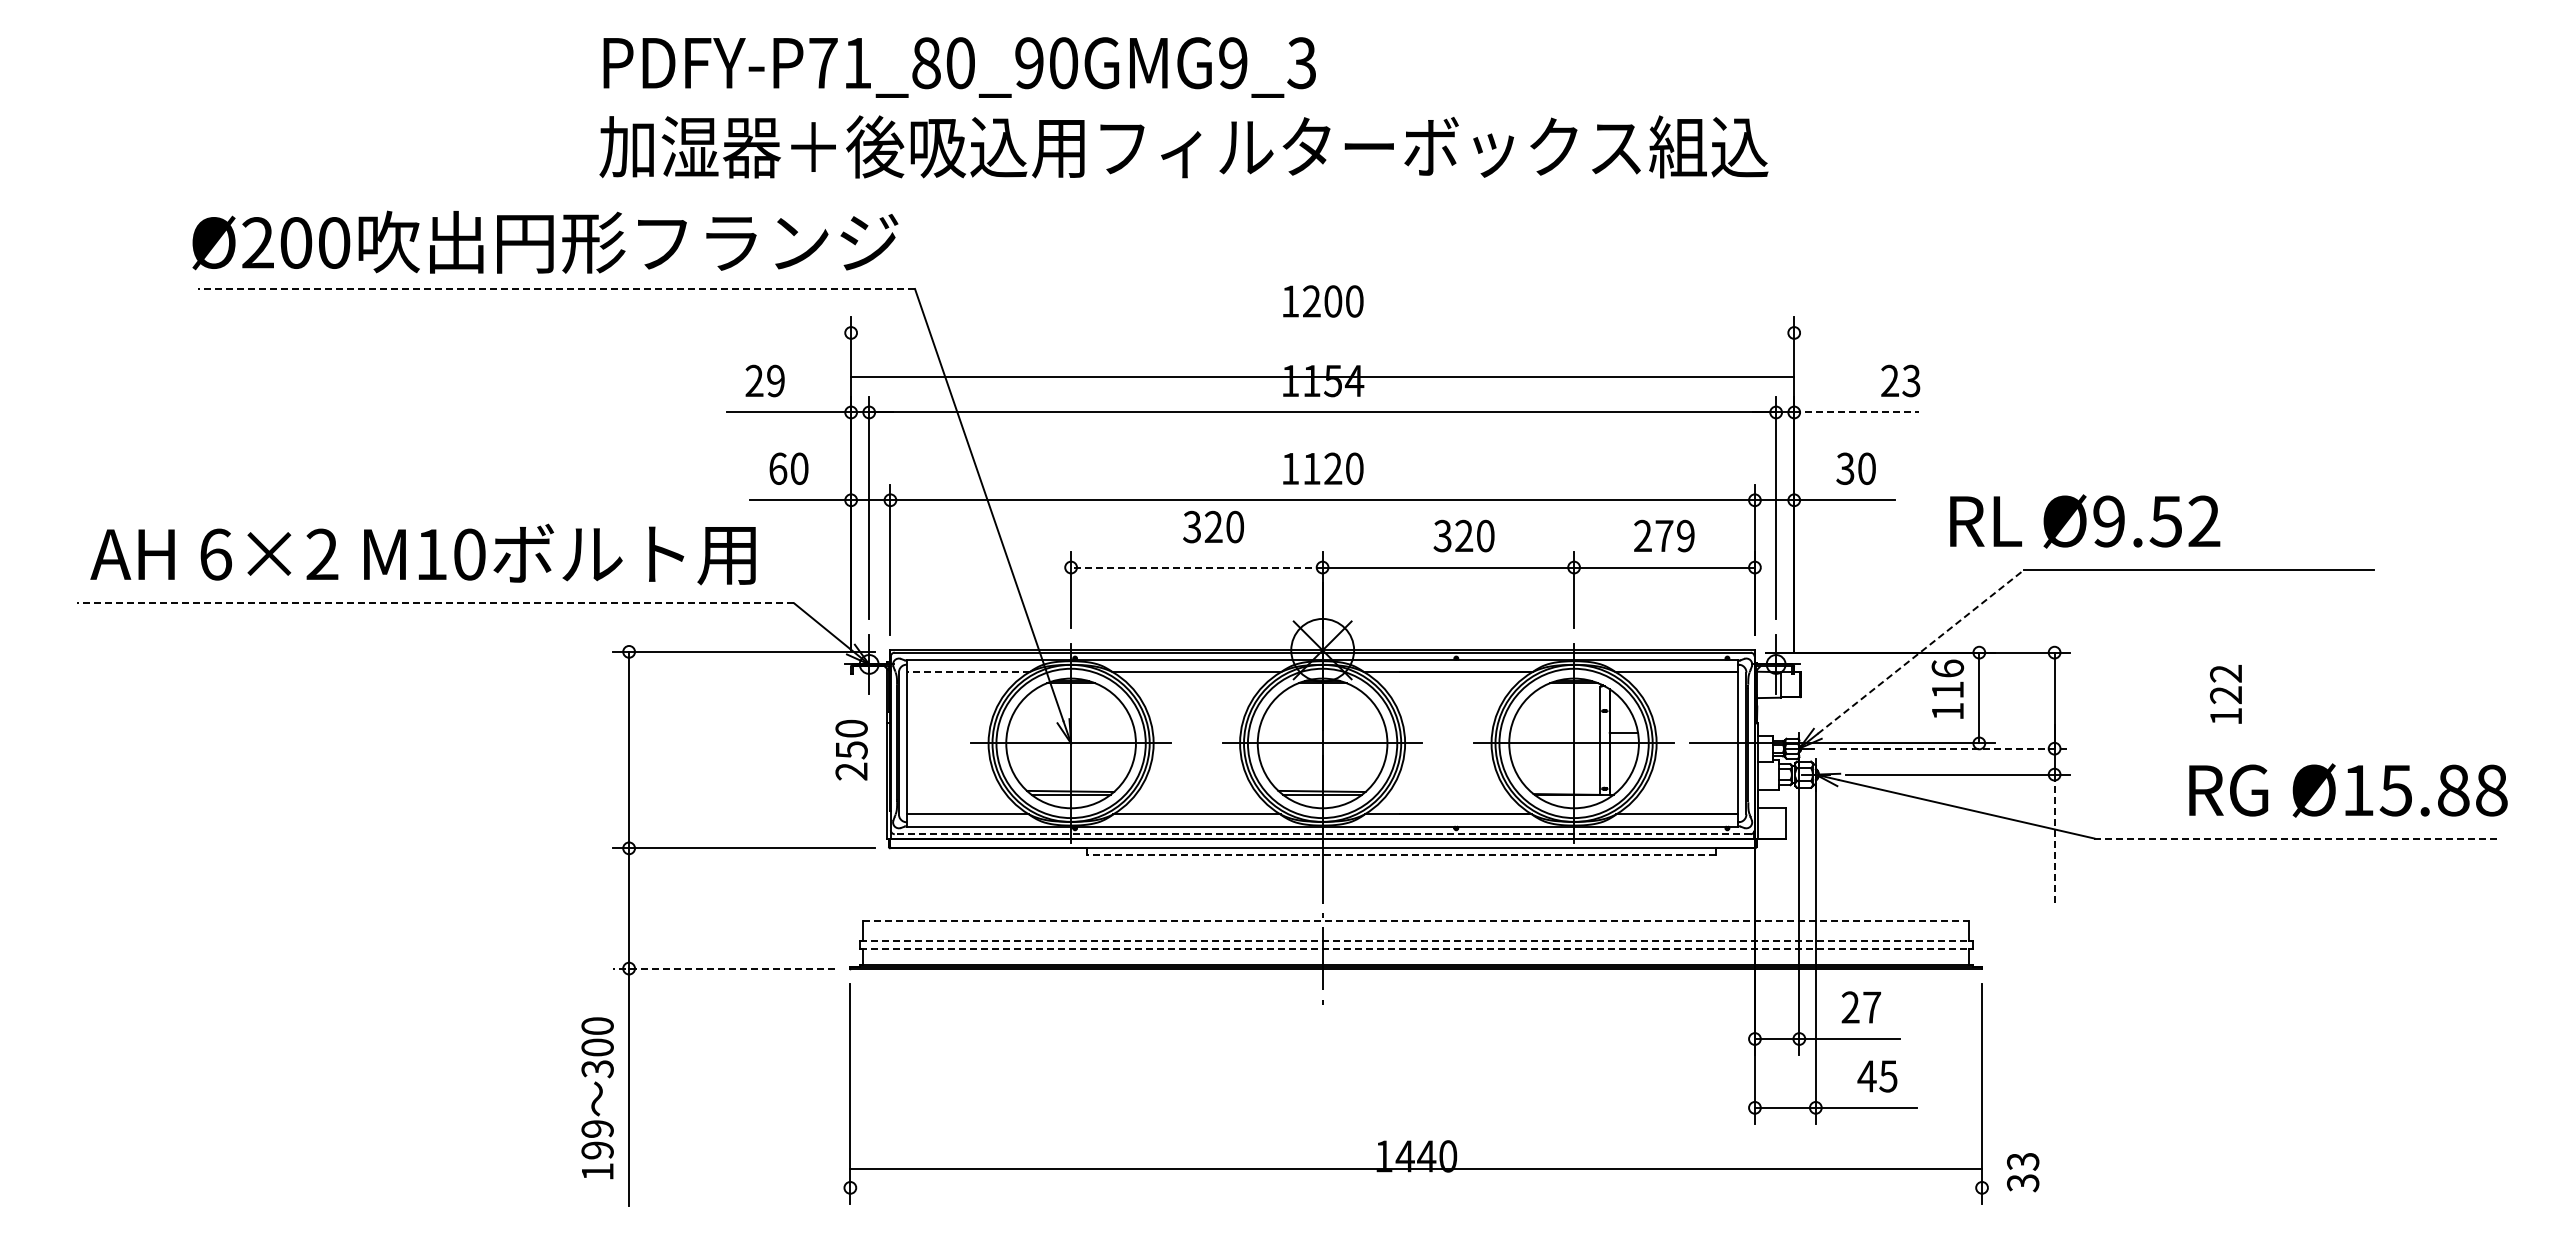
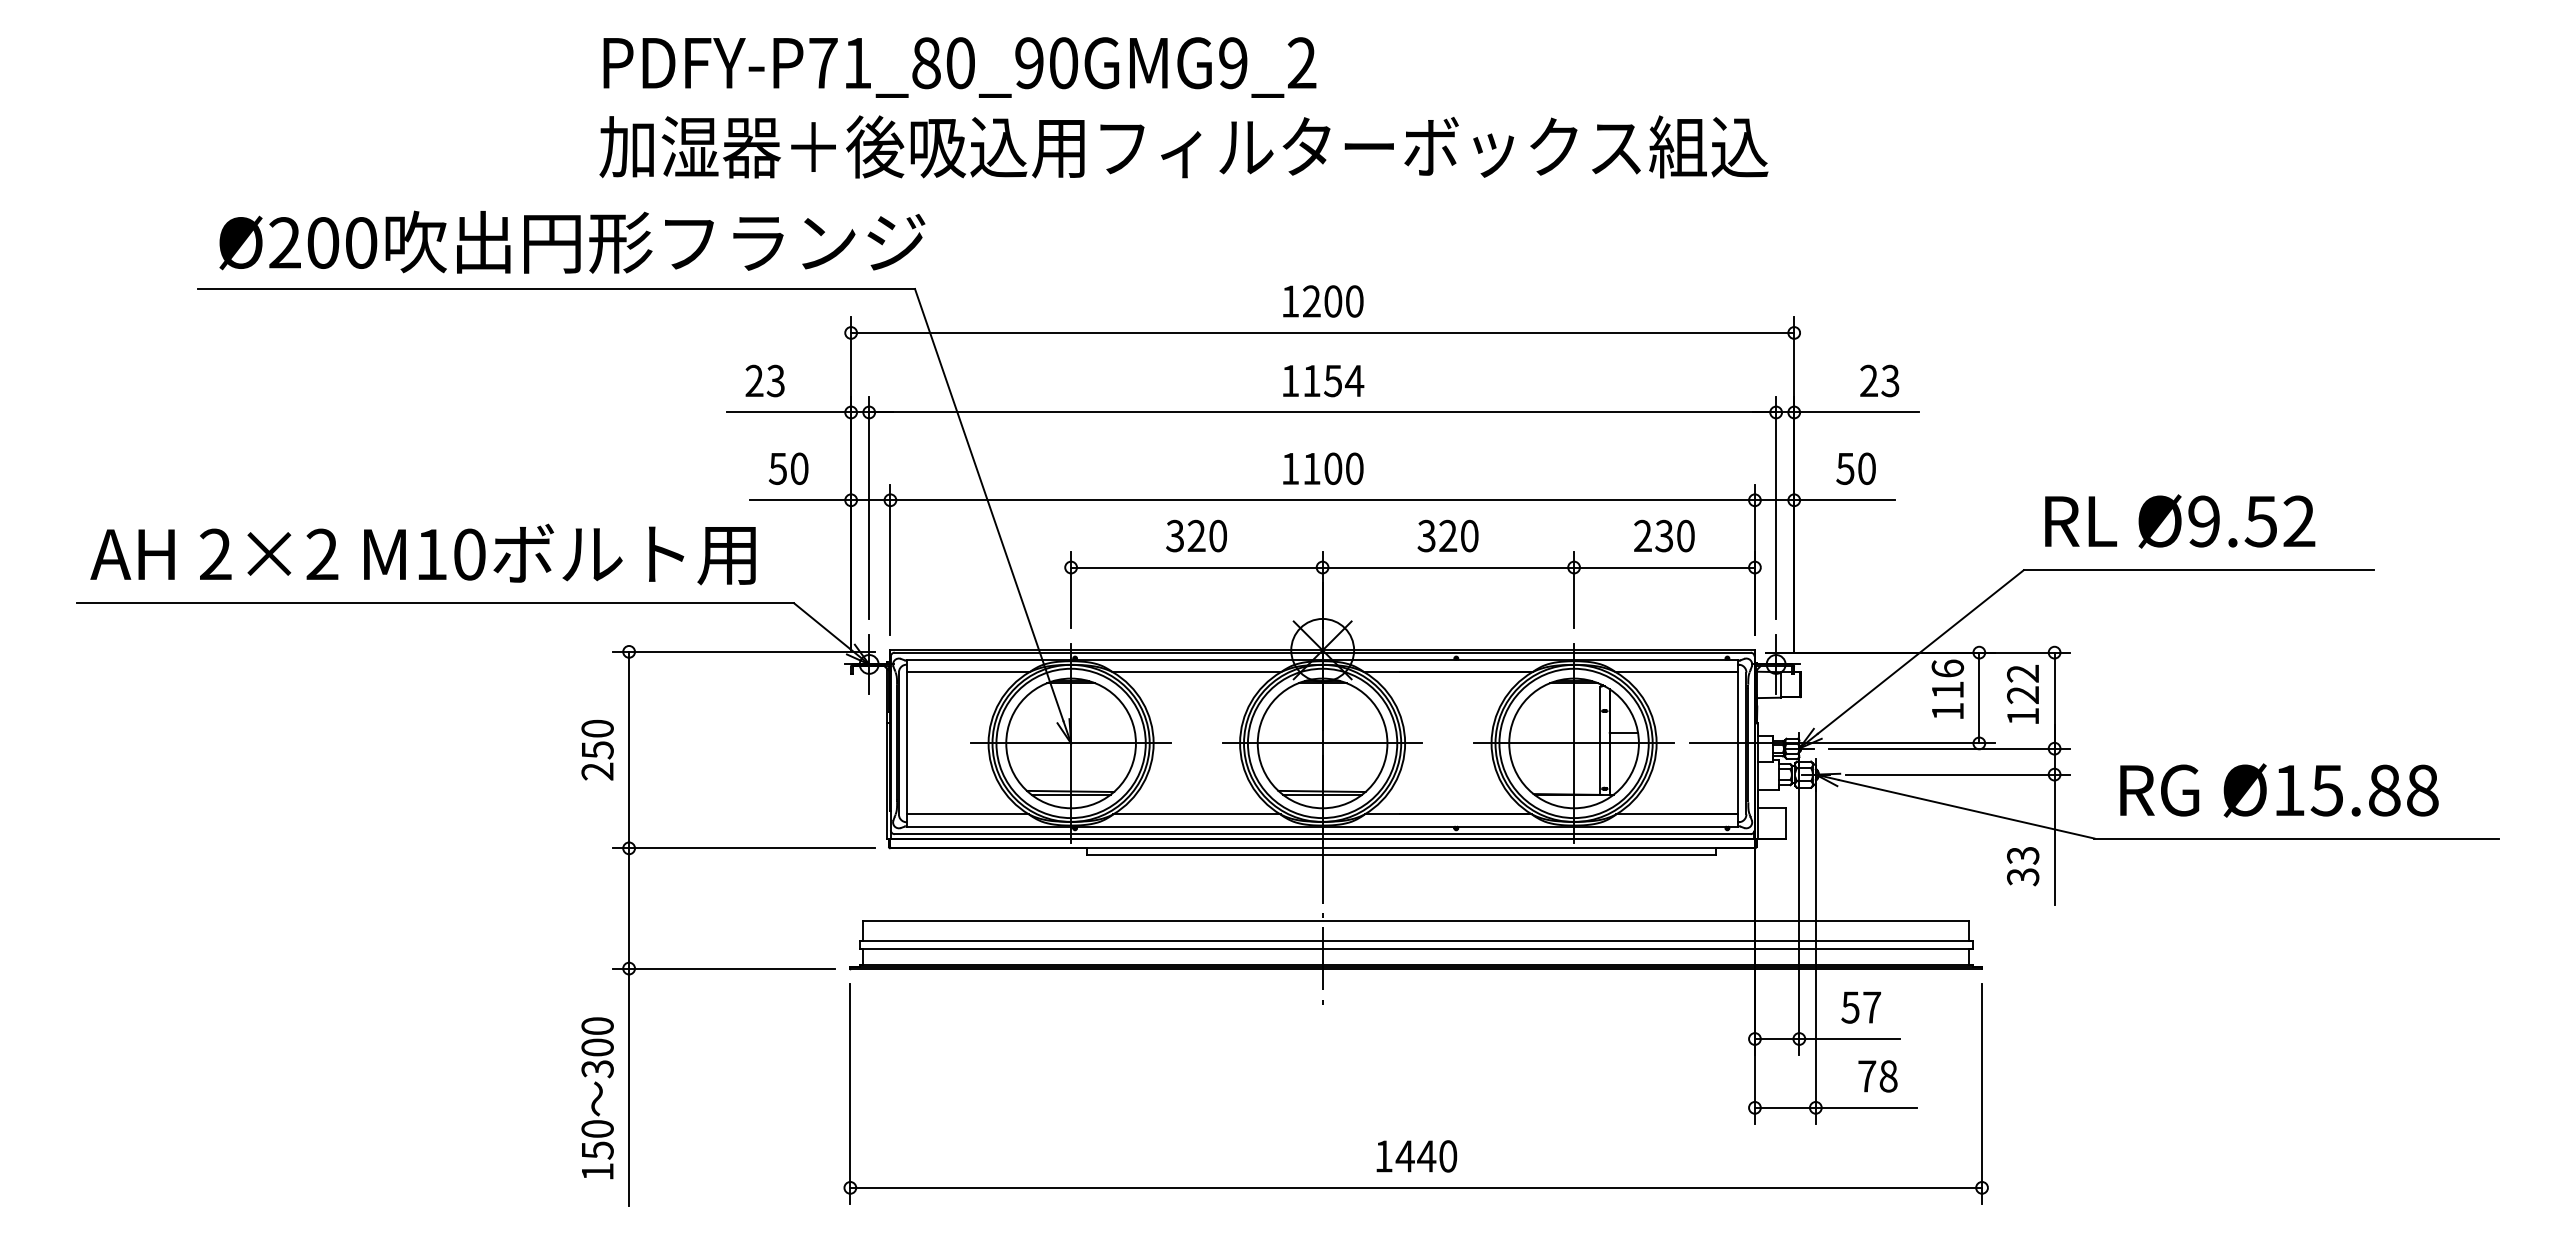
text: PDFY-P71_80_90GMG9_3 -> PDFY-P71_80_90GMG9_2 (1301, 63)
text position: (545, 241) -> (572, 241) (572, 241)
line: dashed -> solid (556, 289)
line position: (1322, 376) -> (1322, 332) (1322, 332)
text position: (1900, 380) -> (1879, 380) (1879, 380)
text: 29 -> 23 (775, 381)
line: dashed -> solid (1856, 412)
text: 60 -> 50 (777, 468)
text: 1120 -> 1100 (1333, 468)
text: 30 -> 50 (1845, 468)
text position: (2085, 521) -> (2180, 521) (2180, 521)
text position: (1213, 526) -> (1196, 535) (1196, 535)
text position: (1463, 535) -> (1447, 535) (1447, 535)
text: 279 -> 230 (1674, 535)
text: 6×2 -> 2×2 (215, 554)
line: dashed -> solid (1196, 567)
line: dashed -> solid (435, 603)
line: dashed -> solid (1920, 652)
line: dashed -> solid (967, 672)
text position: (2225, 694) -> (2022, 694) (2022, 694)
line: dashed -> solid (1950, 748)
text position: (851, 750) -> (597, 750) (597, 750)
text position: (2348, 790) -> (2279, 790) (2279, 790)
line: dashed -> solid (1322, 834)
line: dashed -> solid (2297, 838)
line: dashed -> solid (2054, 840)
line: dashed -> solid (1400, 854)
line: dashed -> solid (1416, 921)
line: dashed -> solid (1416, 940)
line: dashed -> solid (1416, 948)
line: dashed -> solid (724, 968)
text: 27 -> 57 (1850, 1007)
text: 45 -> 78 (1877, 1076)
text: 199 -> 150 (597, 1139)
line position: (1416, 1168) -> (1416, 1187) (1416, 1187)
text position: (2023, 1172) -> (2023, 866) (2023, 866)
